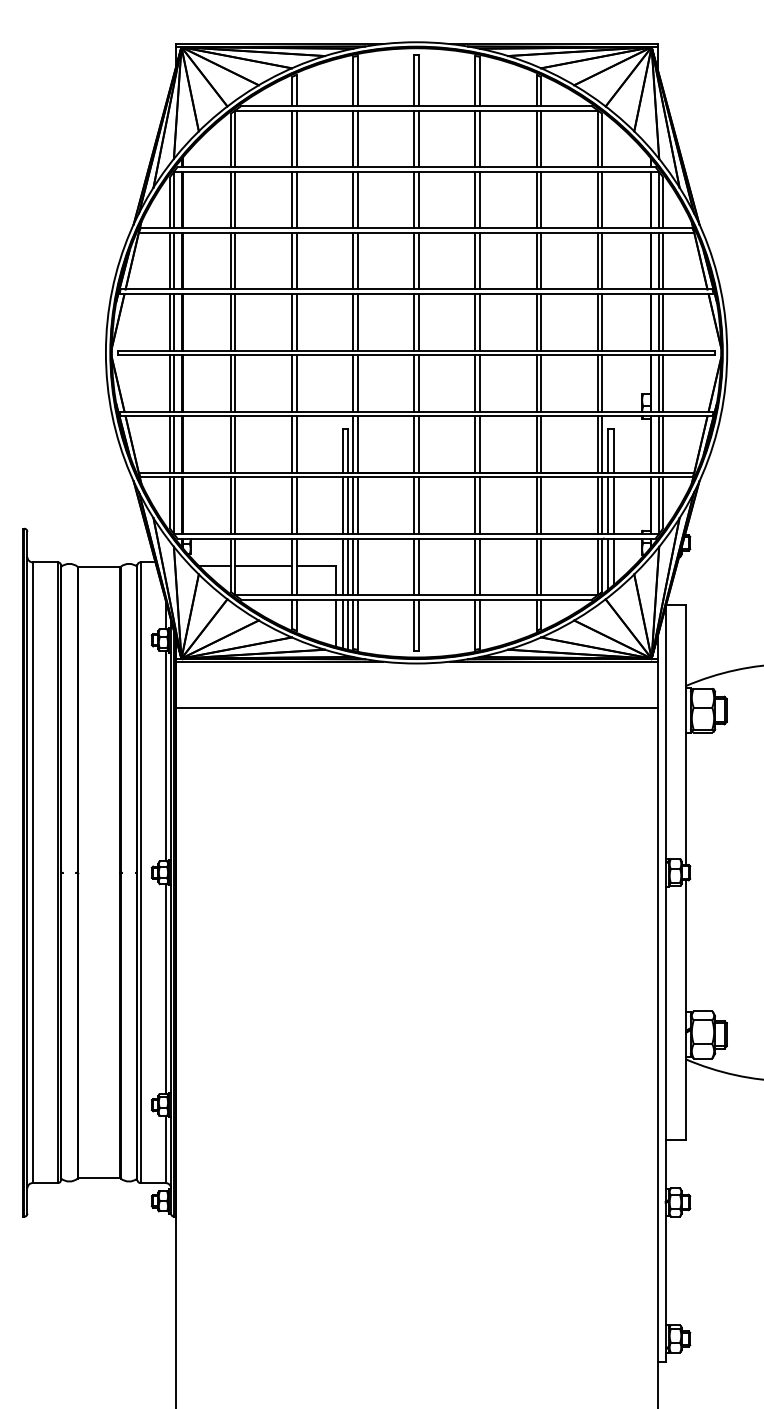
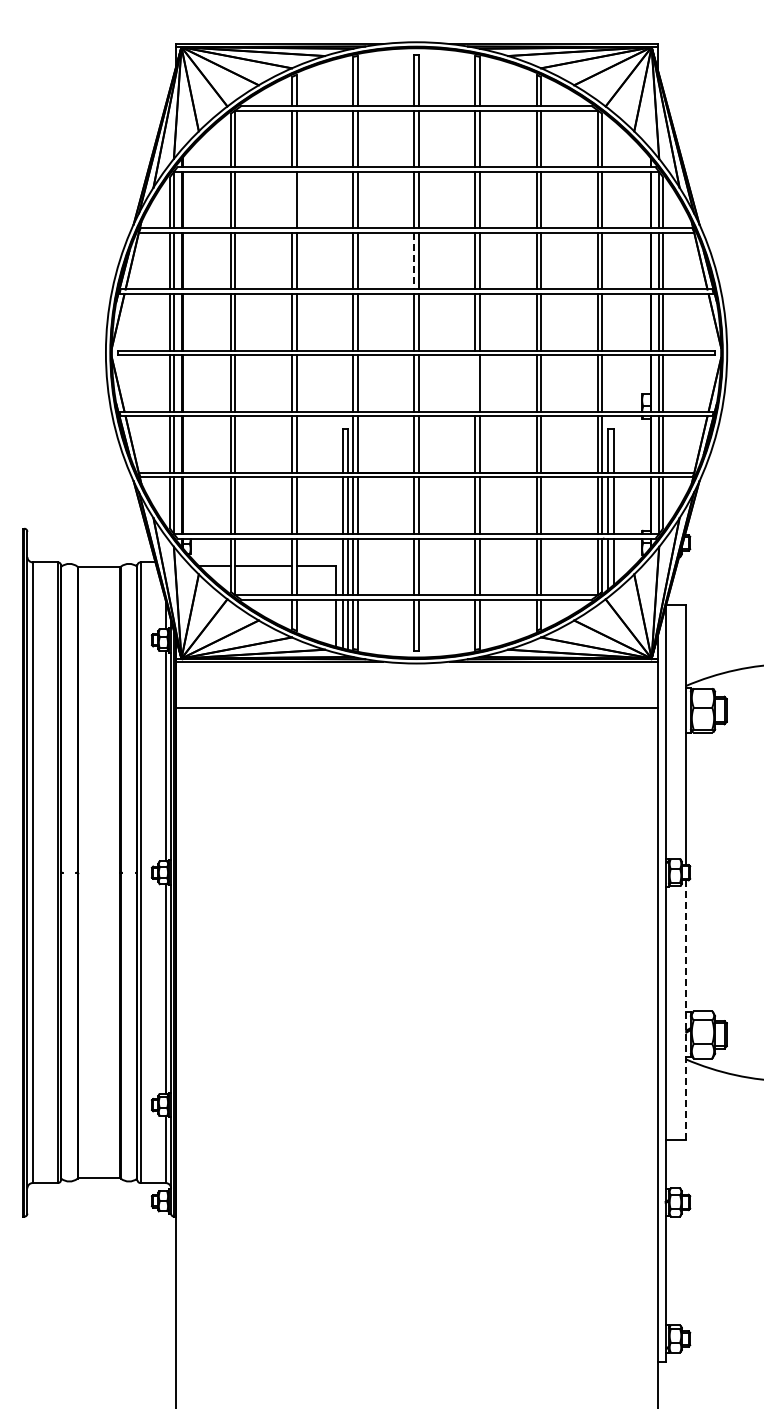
line: present -> none (291, 199)
line: solid -> dashed (414, 261)
line: present -> none (475, 383)
line: solid -> dashed (685, 1010)
